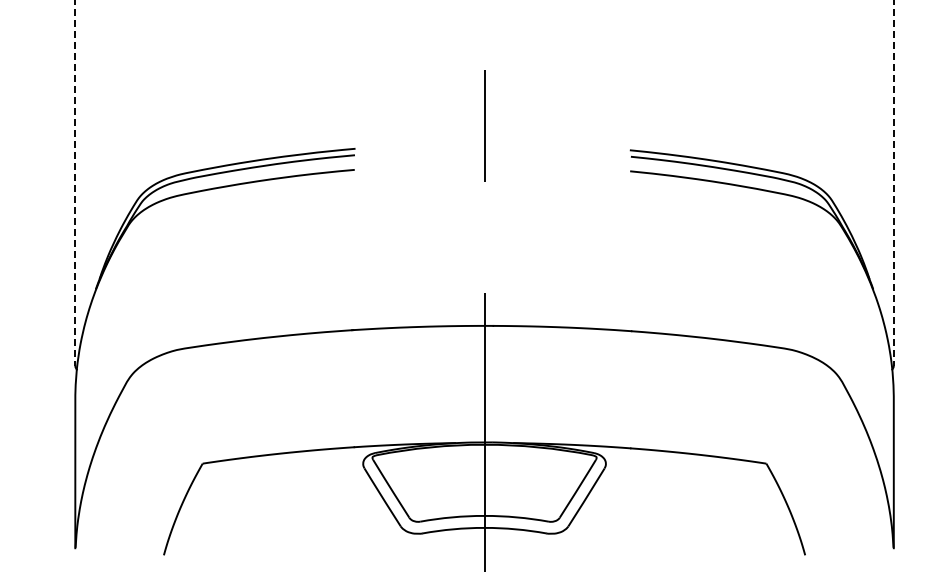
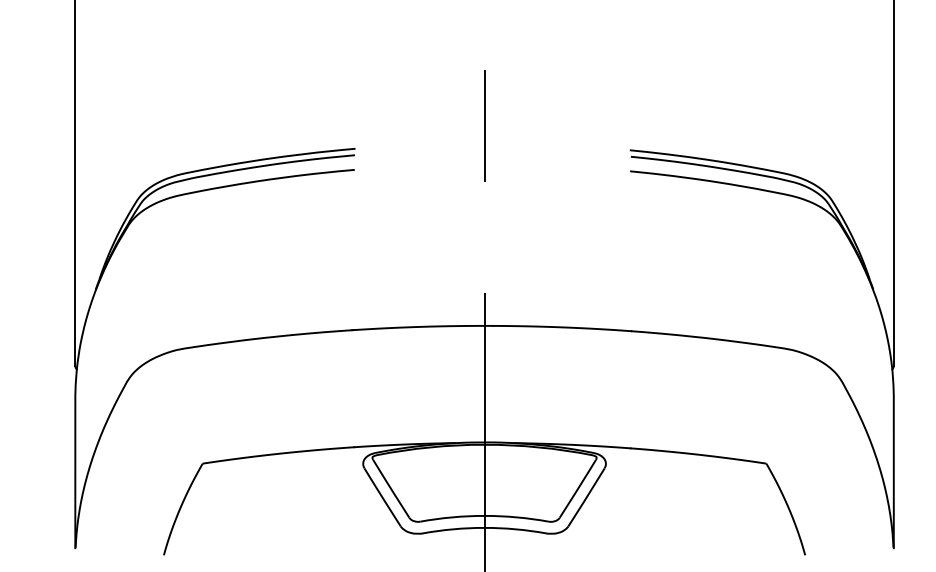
line: dashed -> solid (75, 182)
line: dashed -> solid (893, 182)
